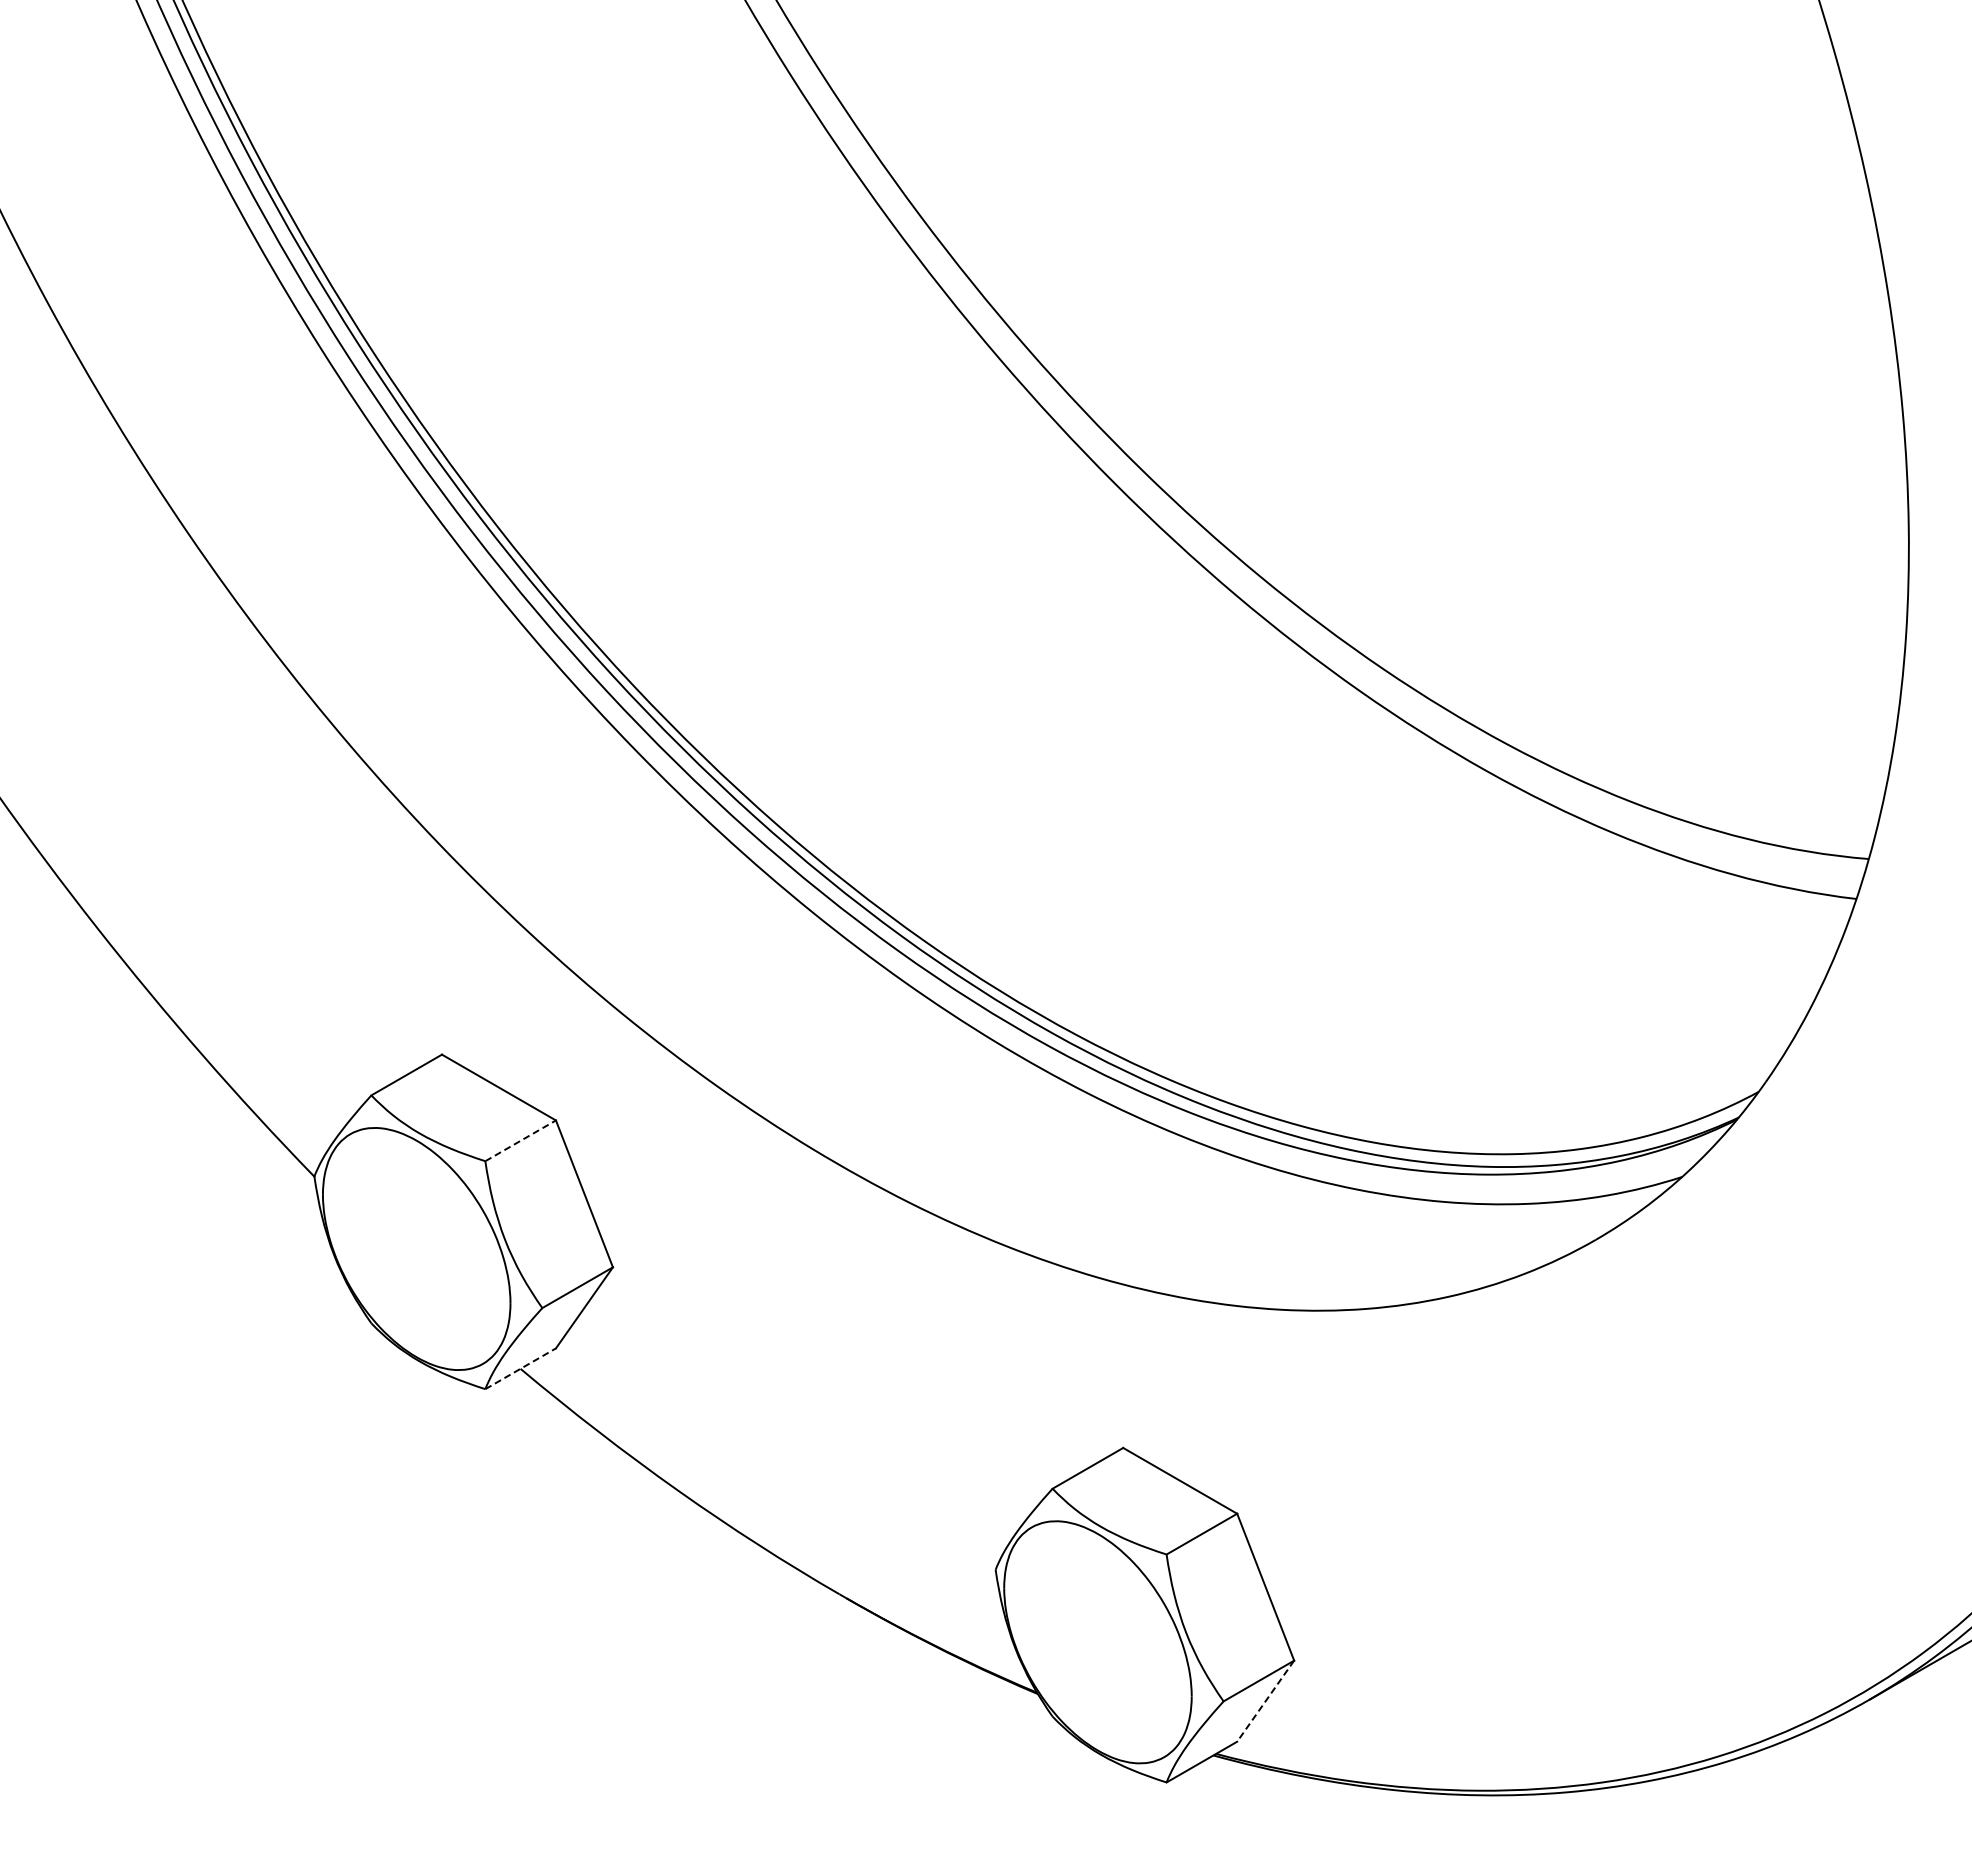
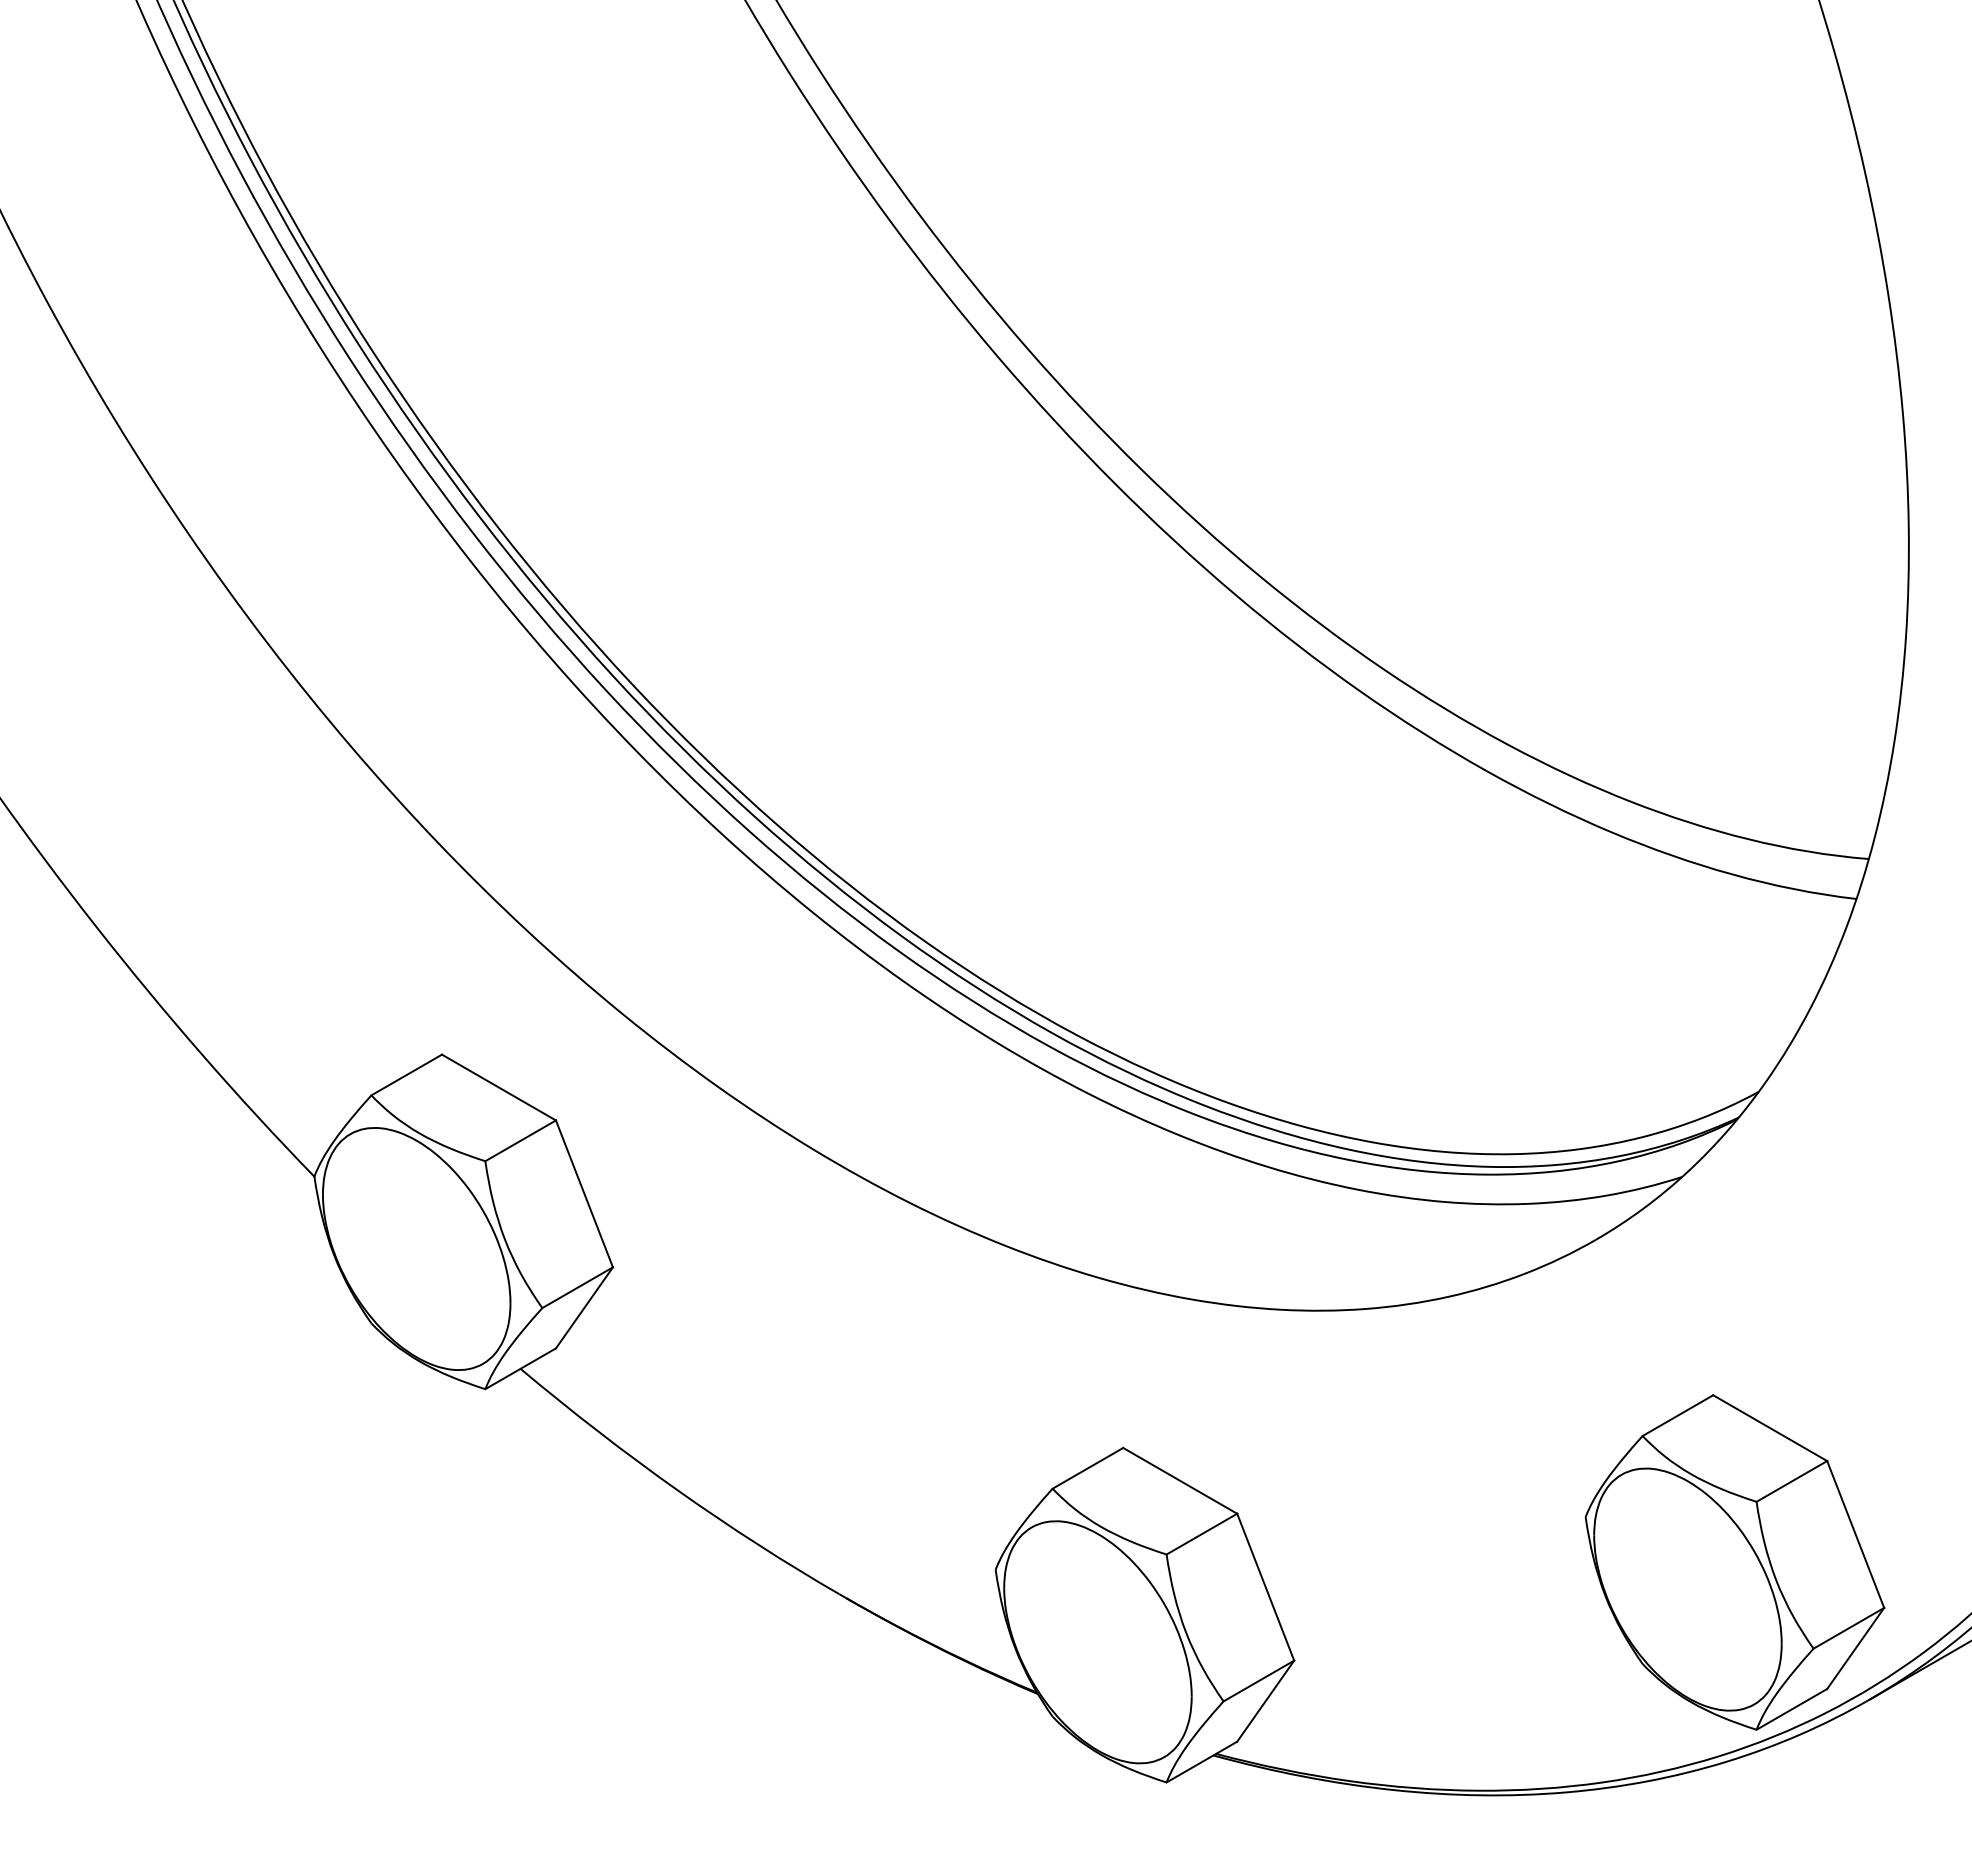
line: dashed -> solid (520, 1140)
line: dashed -> solid (520, 1368)
part: none -> present (1734, 1562)
line: dashed -> solid (1265, 1701)
